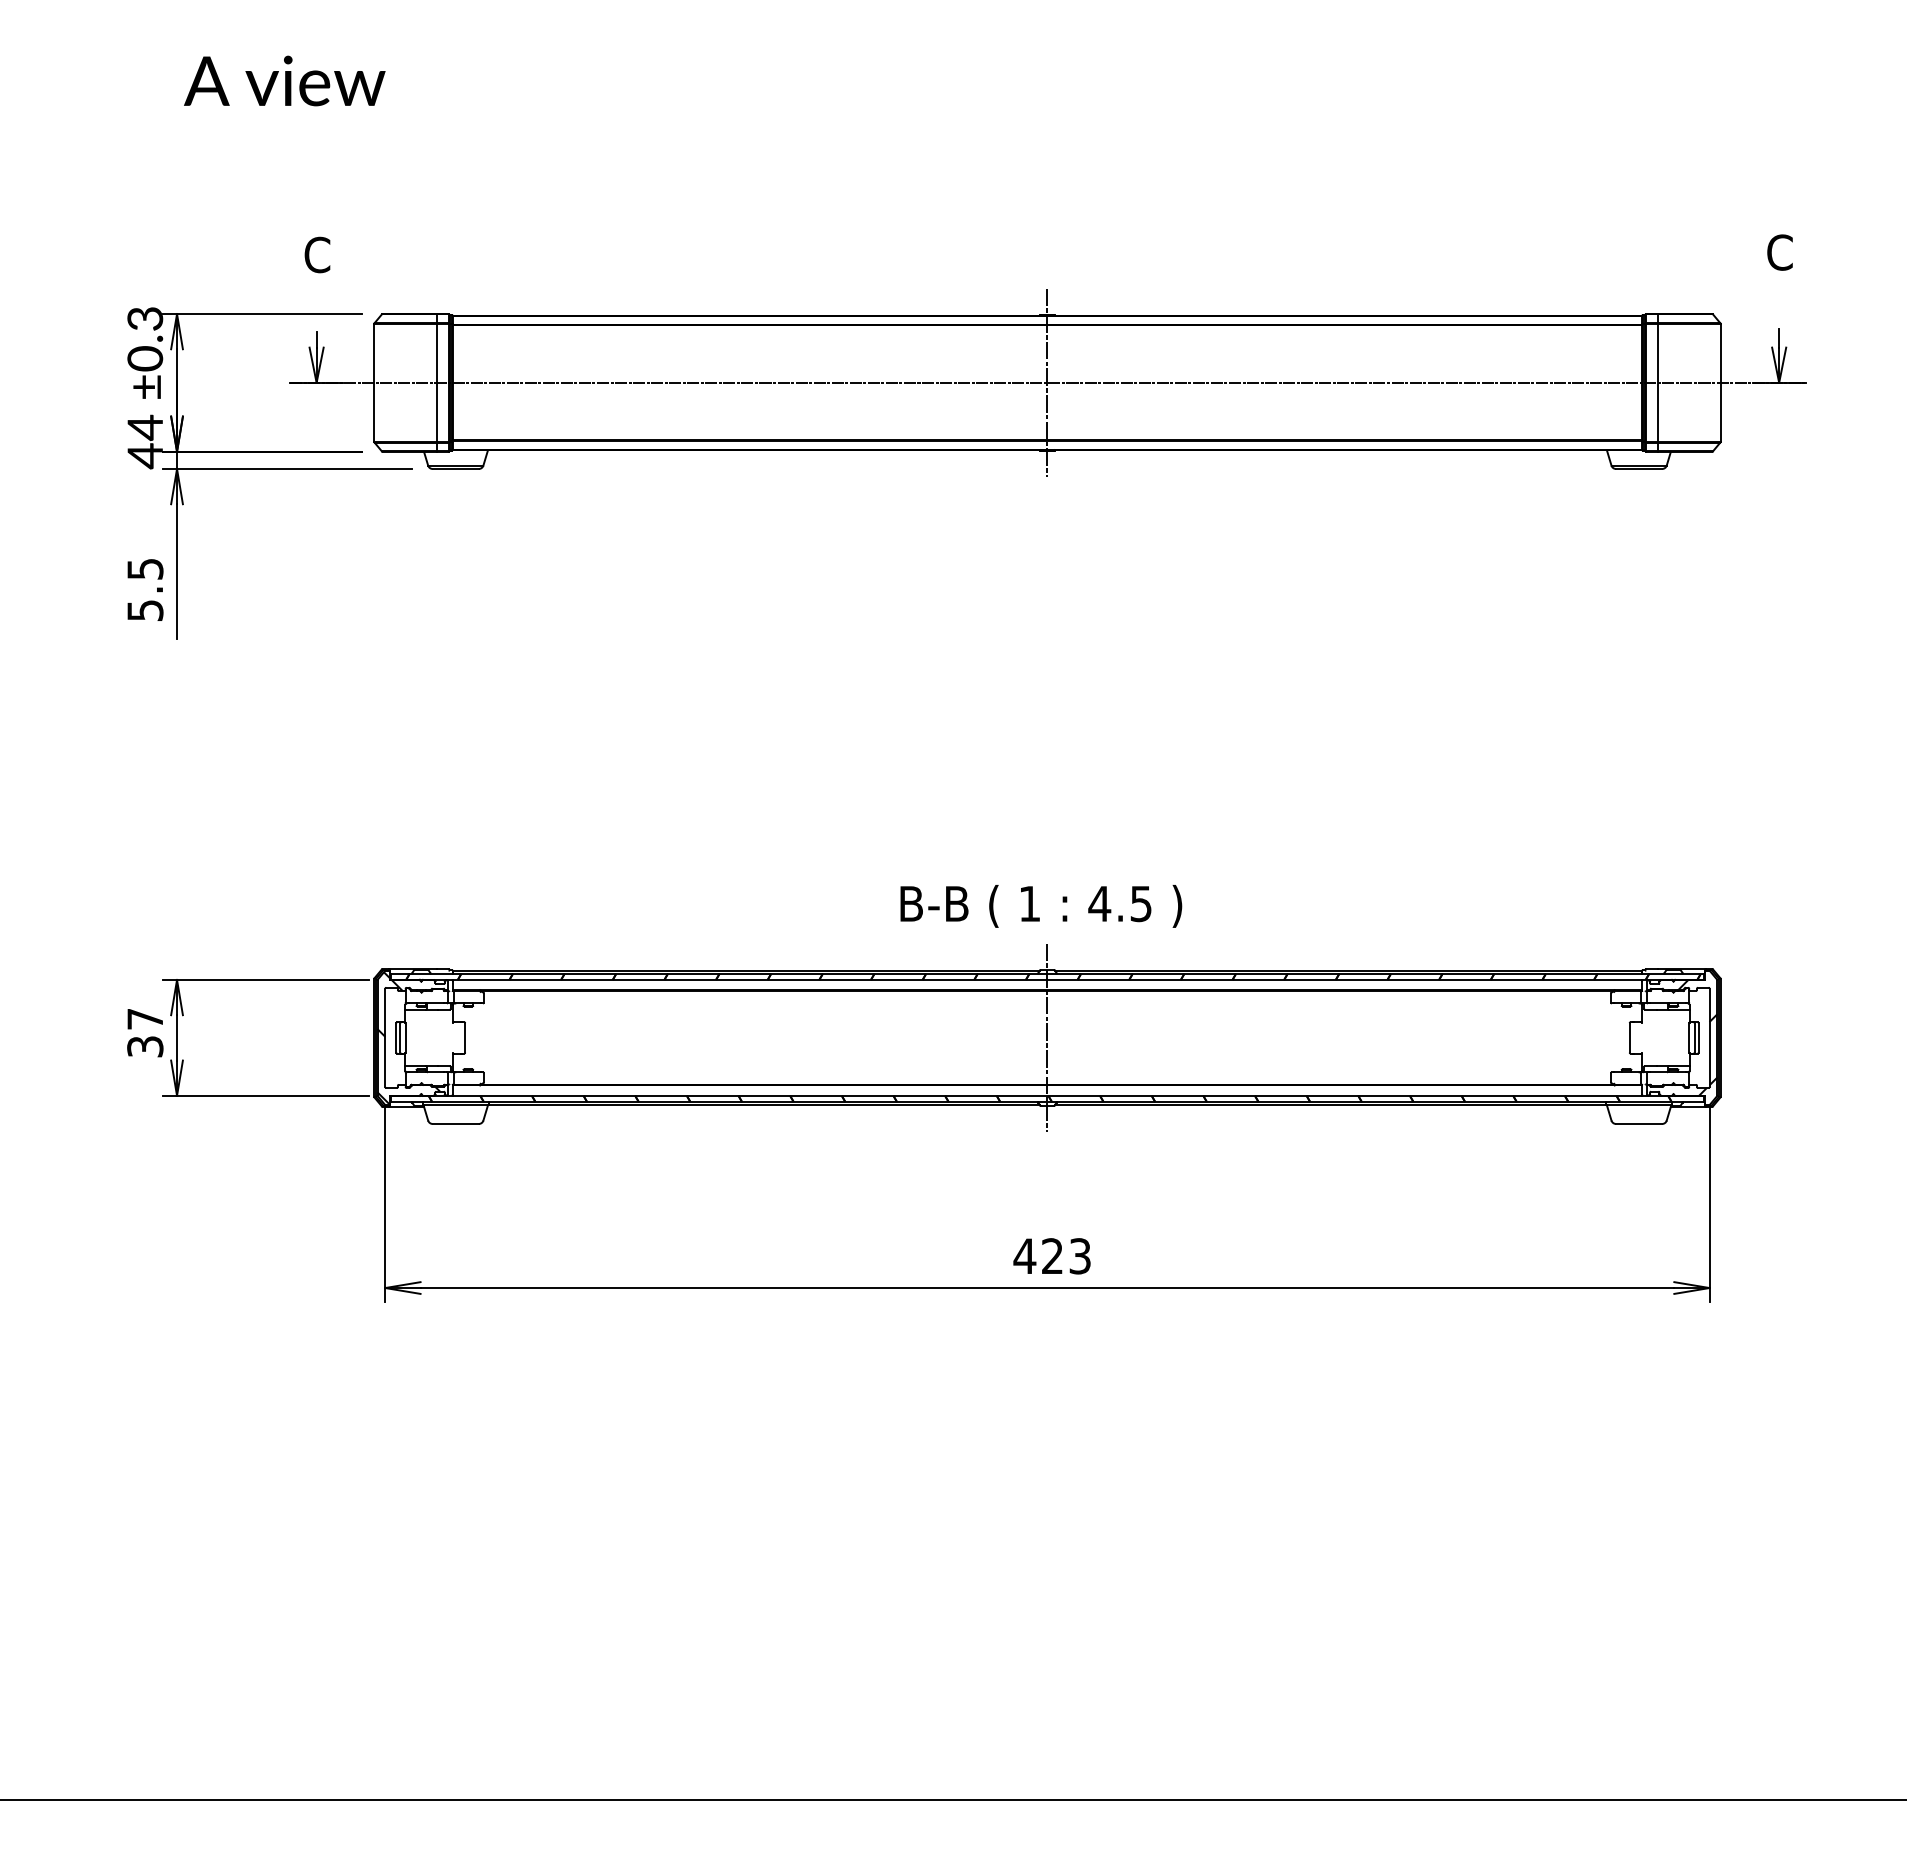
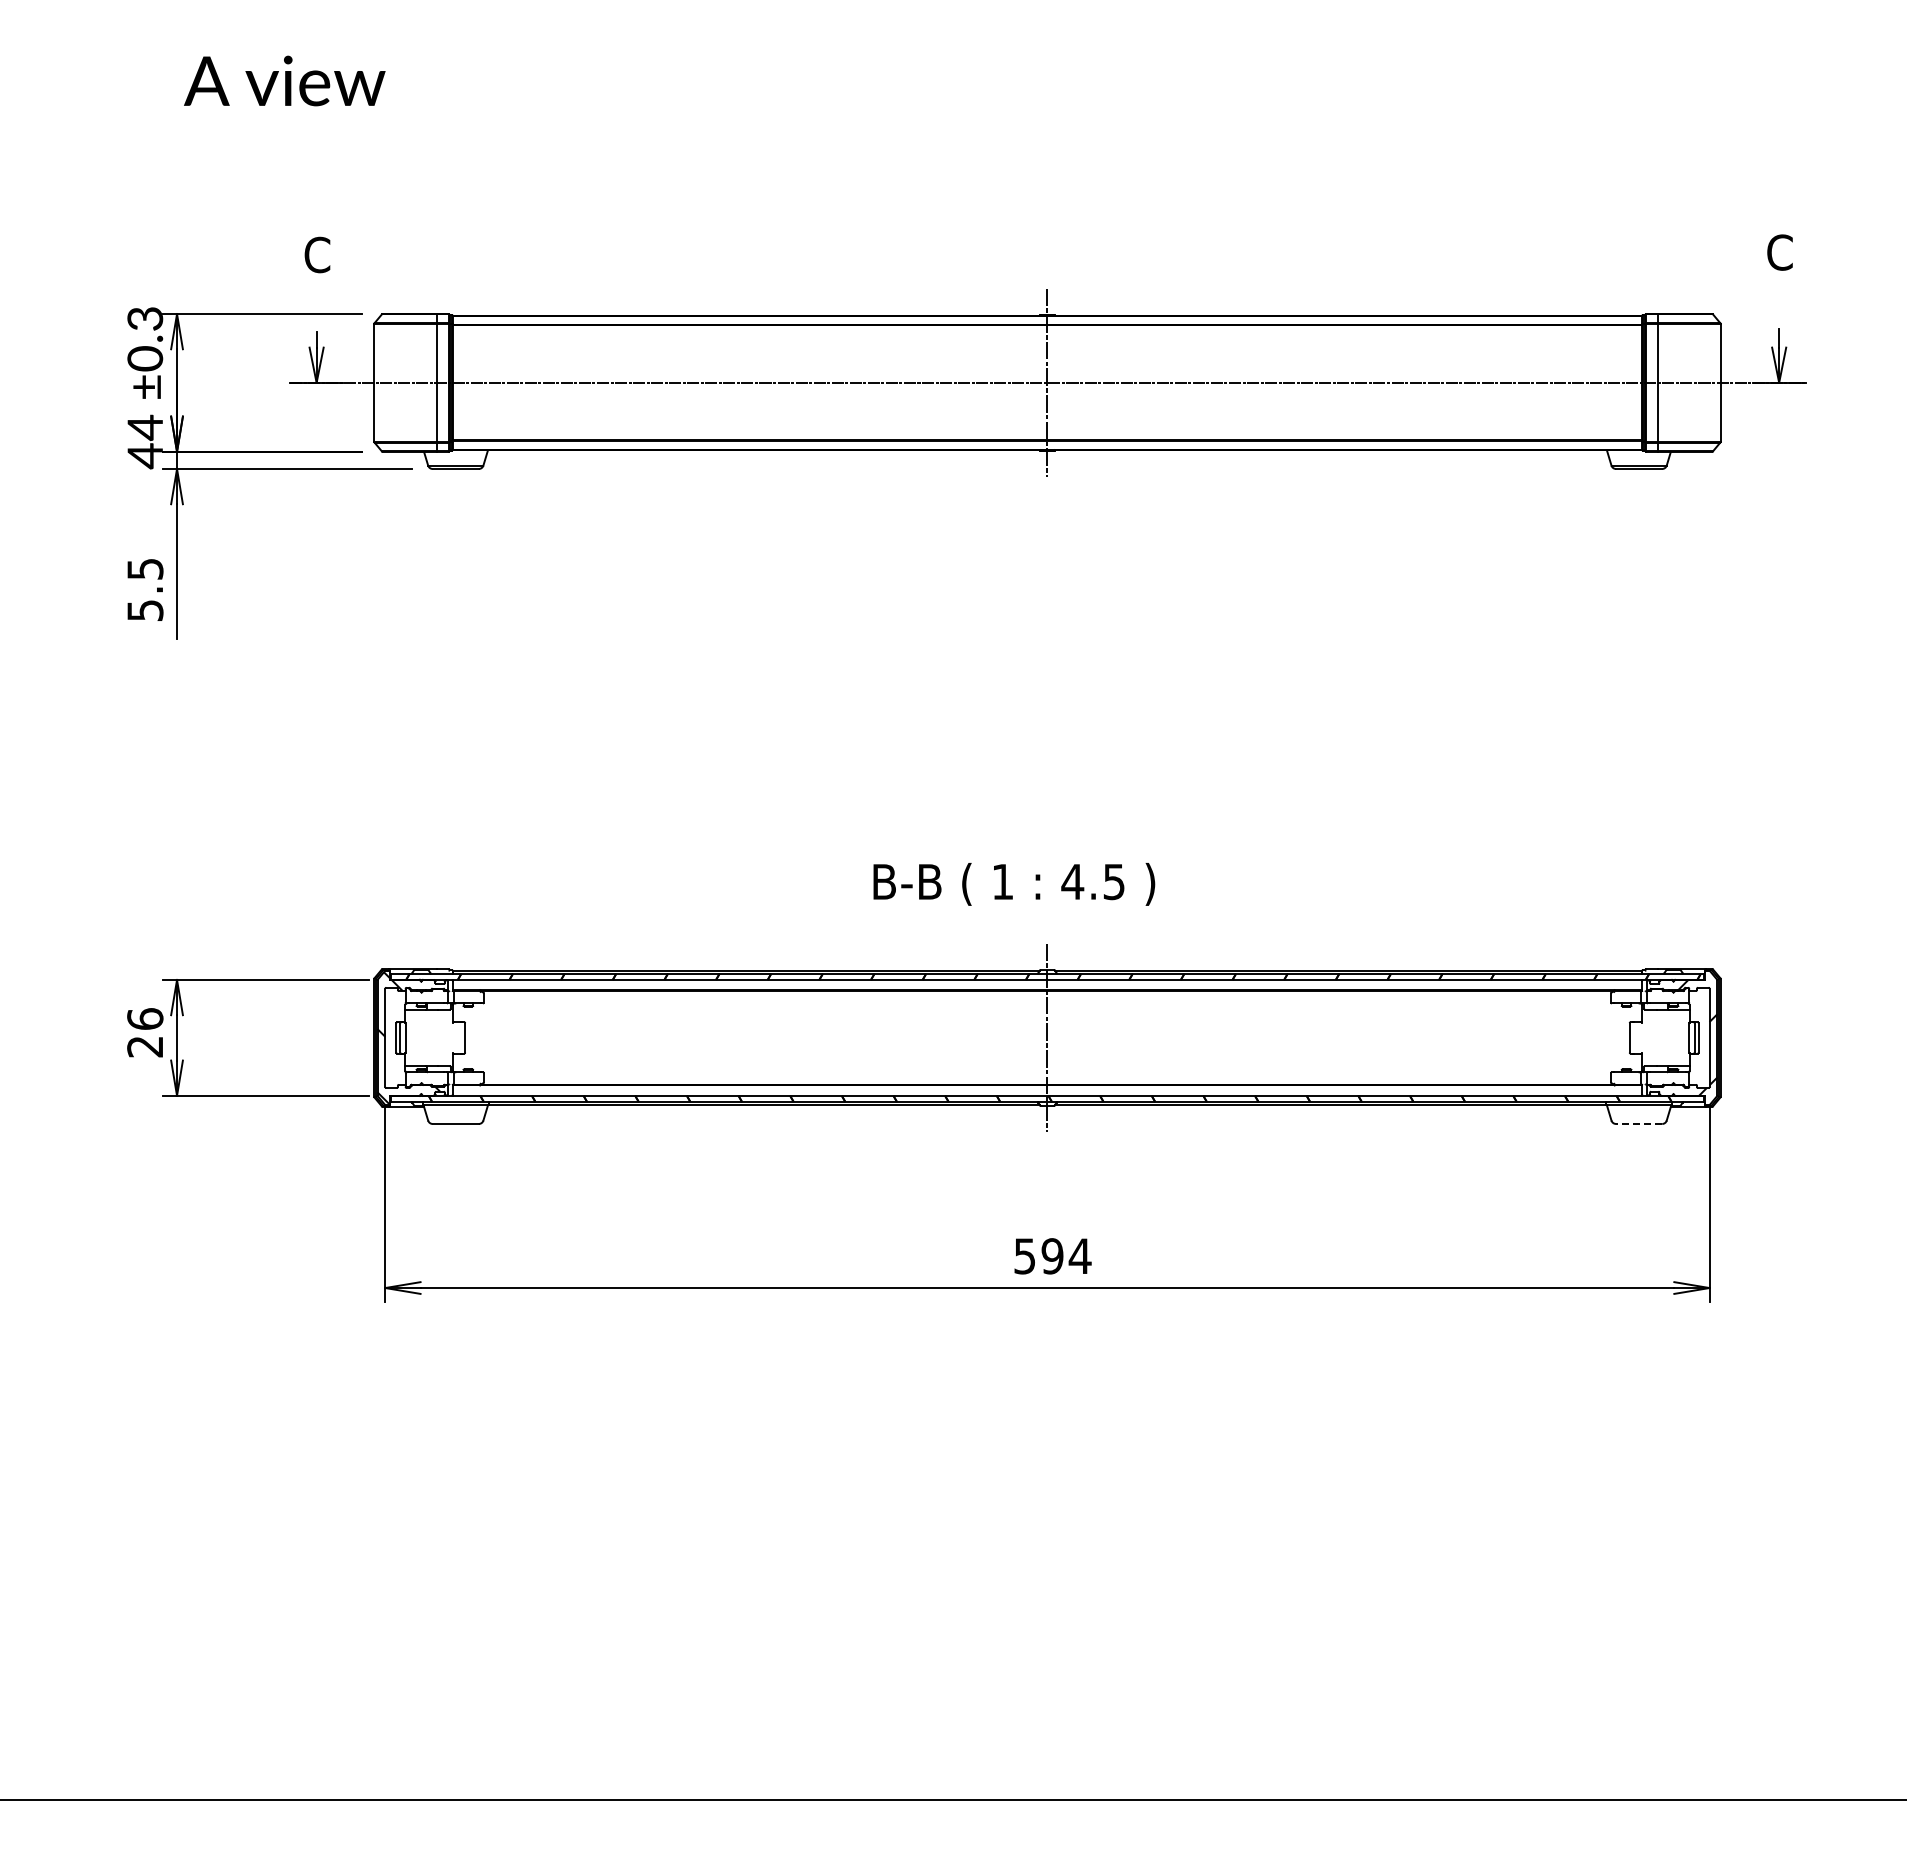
text position: (1041, 906) -> (1014, 884) (1014, 884)
text: 37 -> 26 (145, 1032)
line: solid -> dashed (1638, 1123)
text: 423 -> 594 (1052, 1256)
